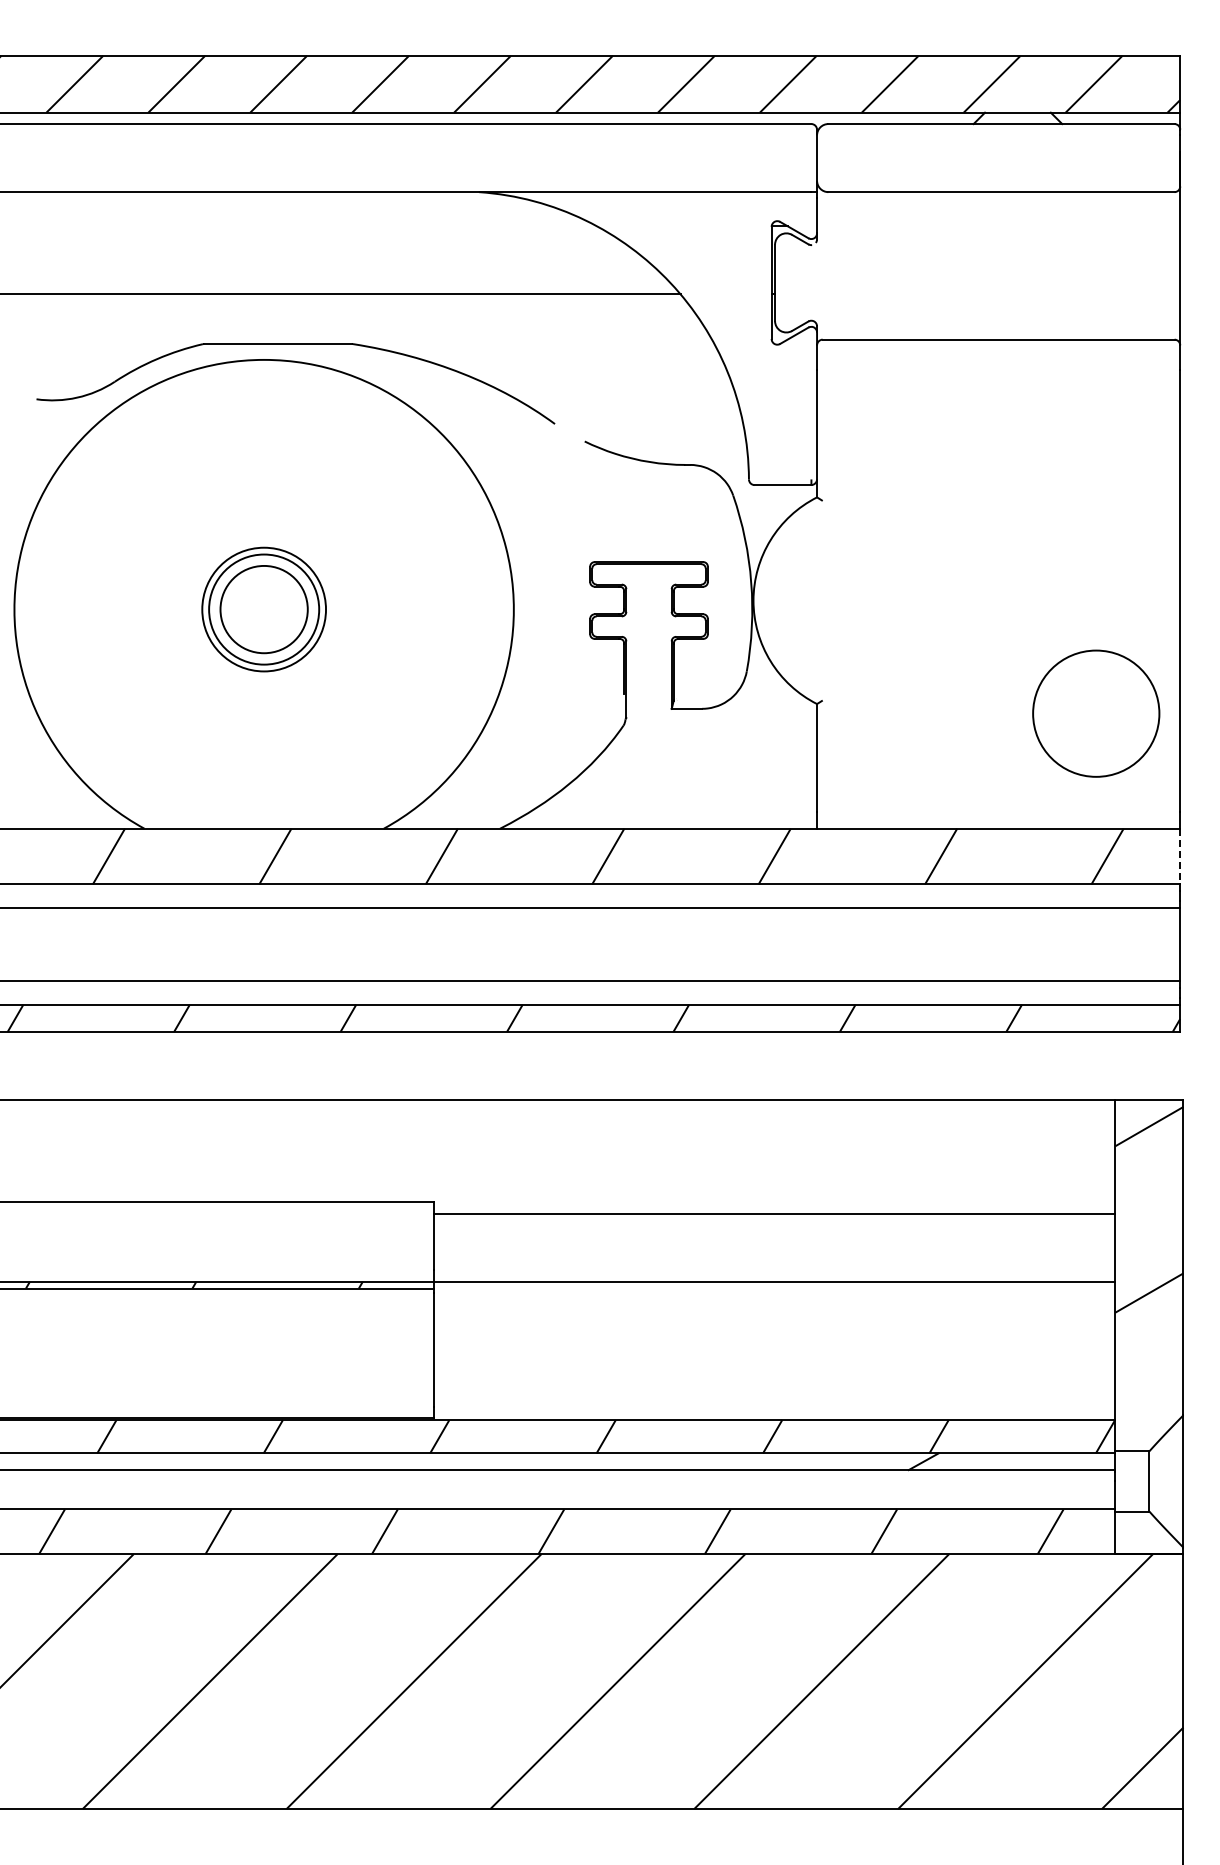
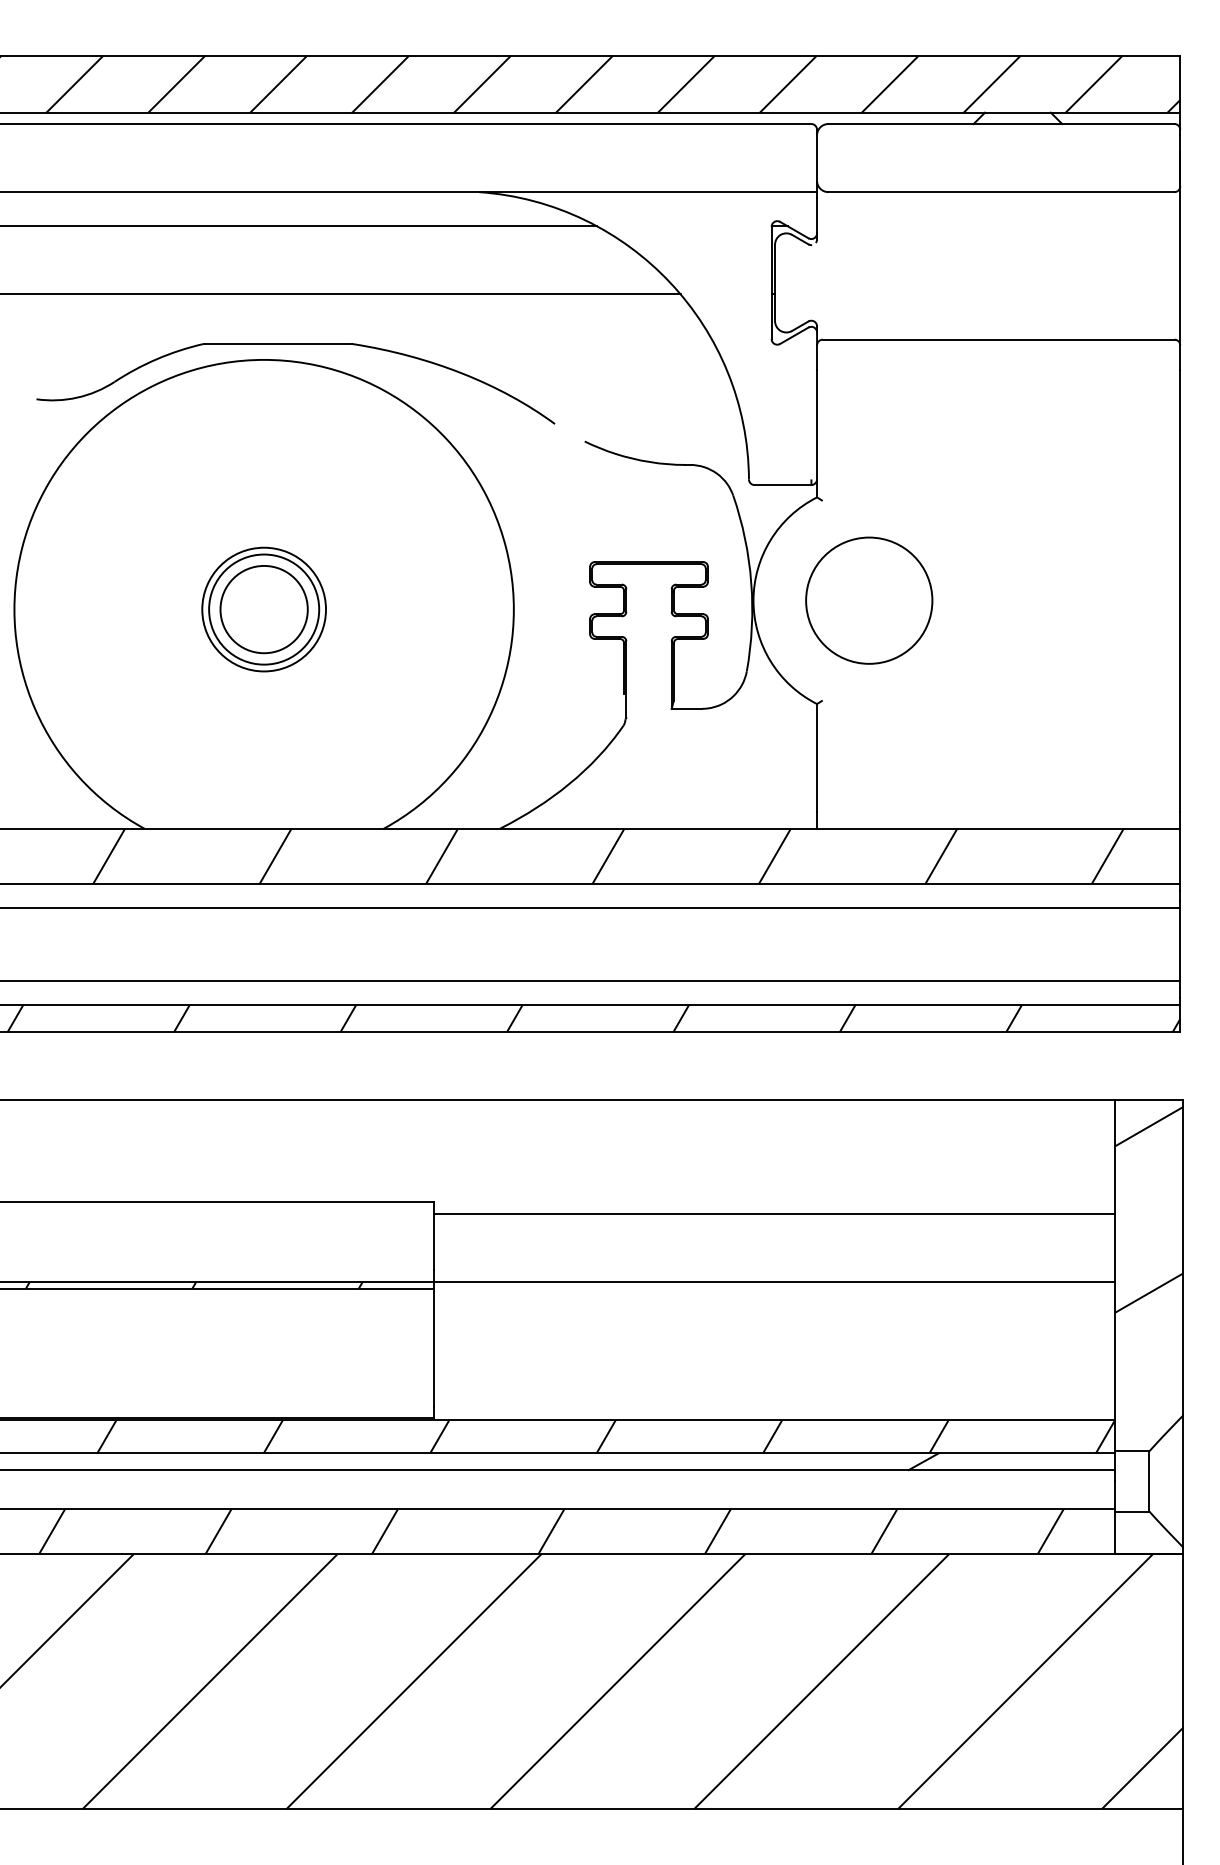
line: none -> present (299, 226)
circle position: (1096, 713) -> (869, 600) (869, 600)
line: dashed -> solid (1180, 856)
